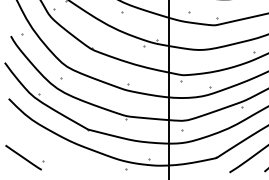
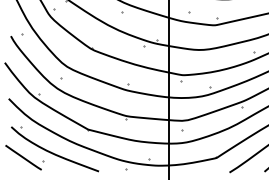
part: none -> present (55, 149)
